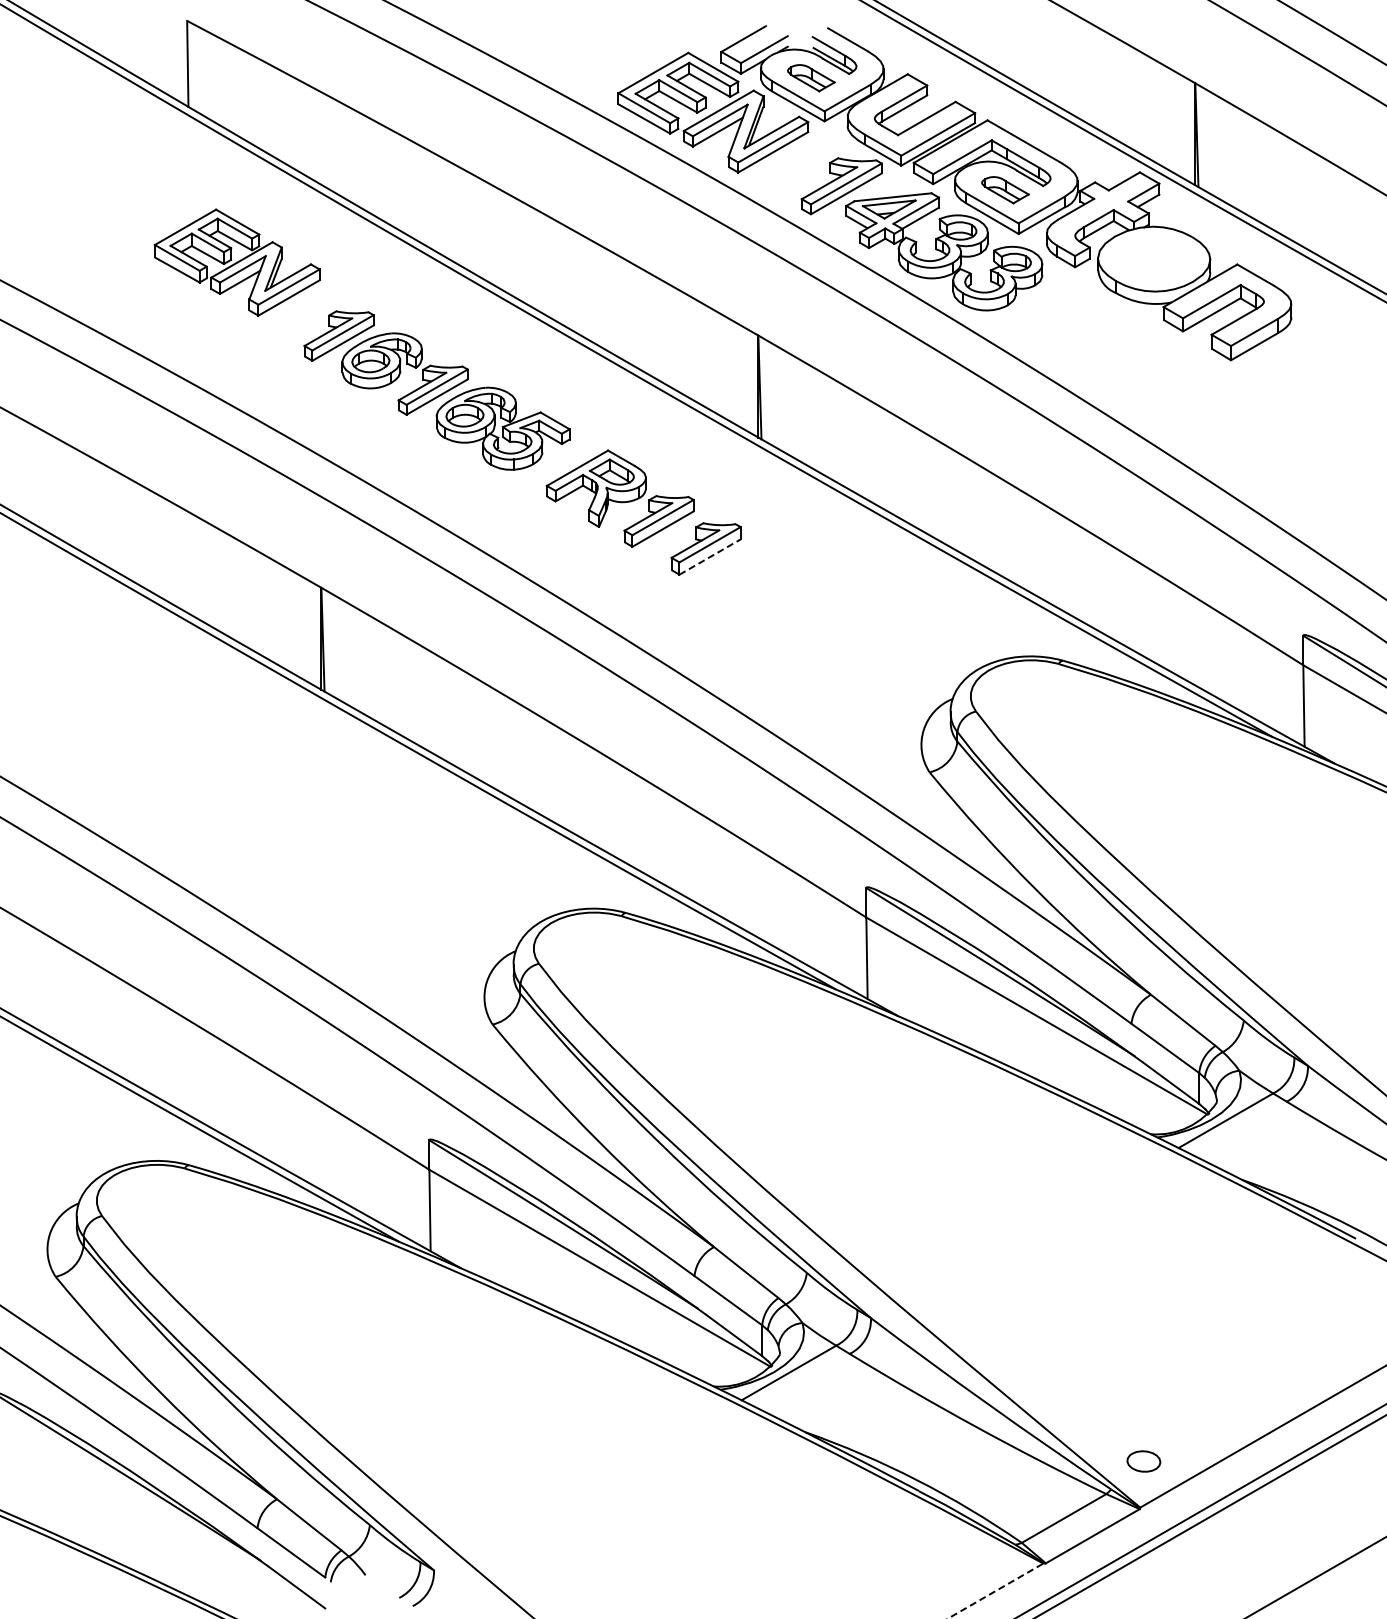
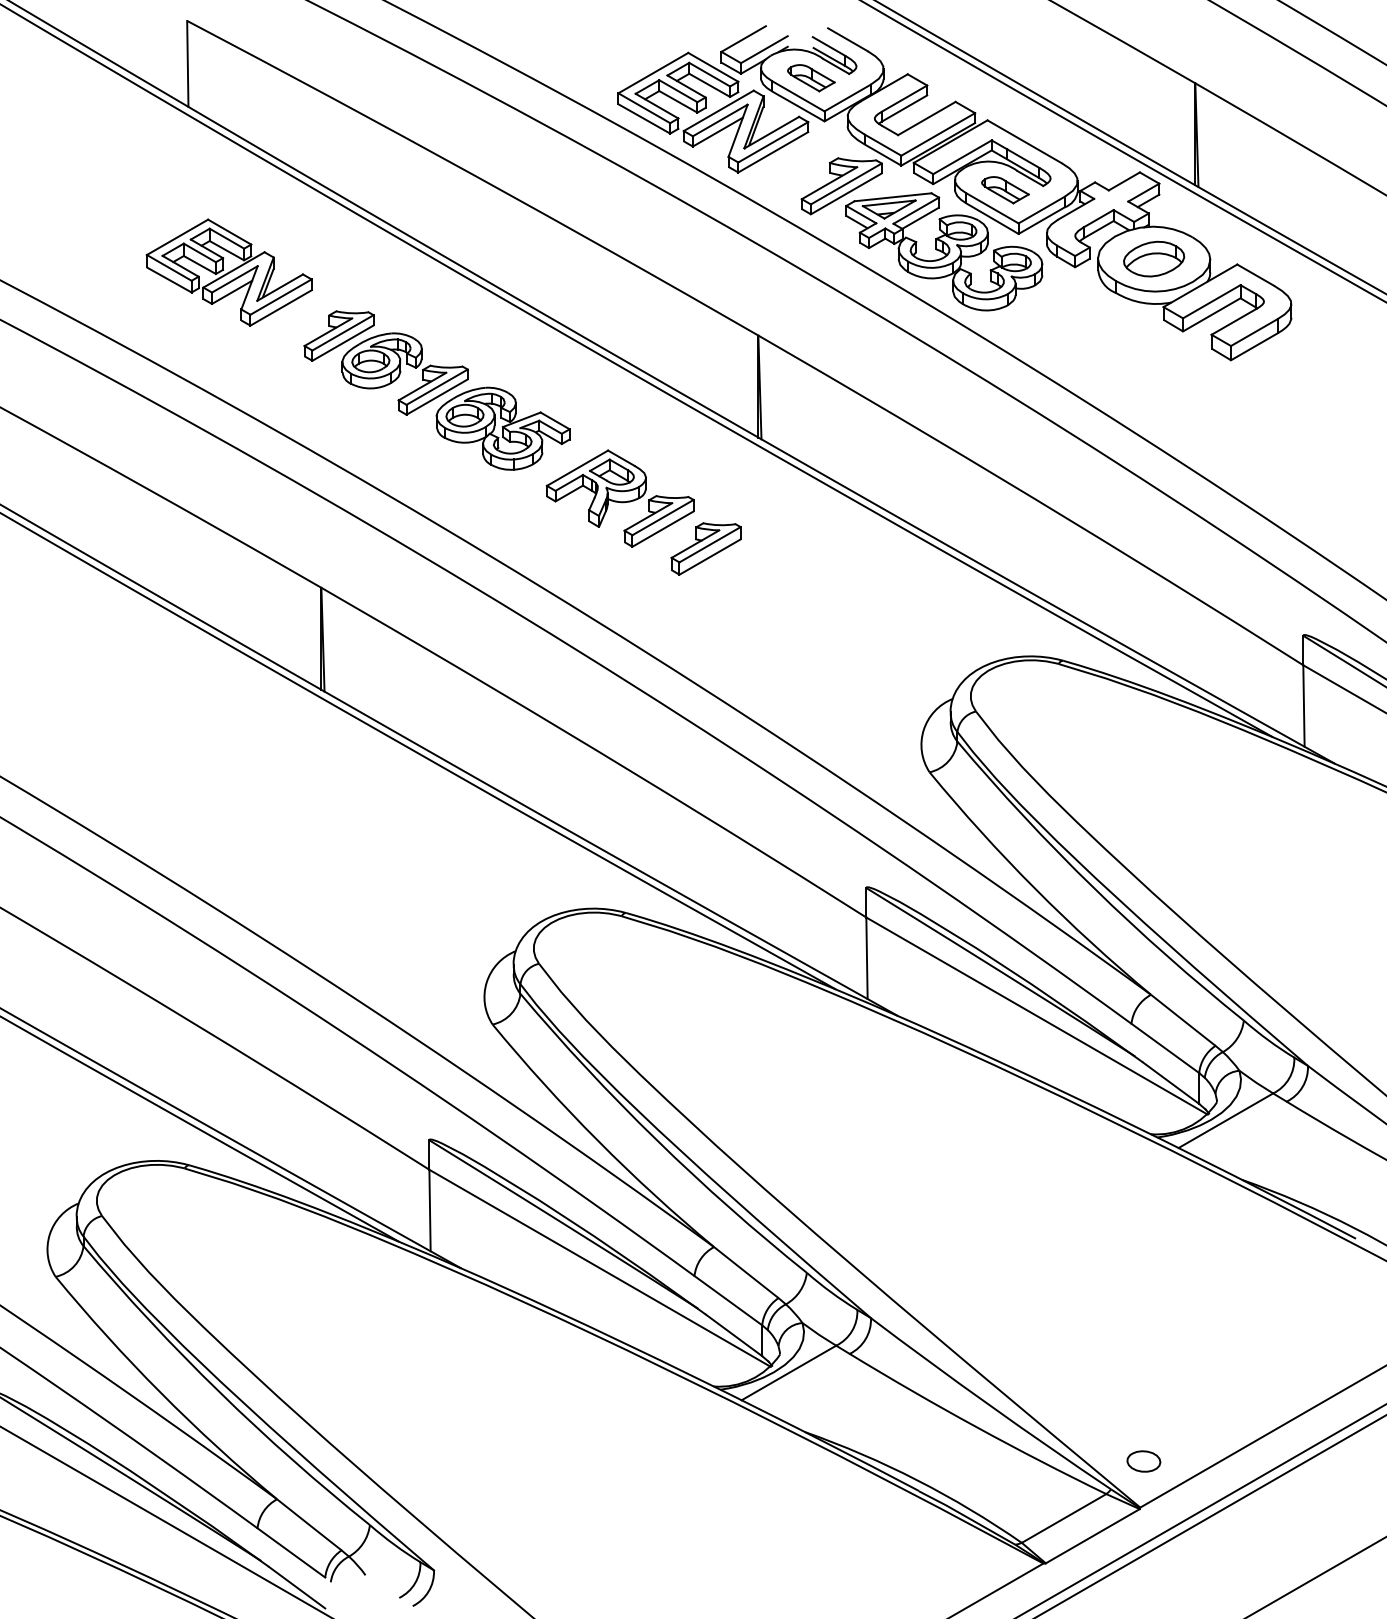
part: none -> present (1154, 258)
part position: (236, 262) -> (228, 272) (228, 272)
line: dashed -> solid (710, 556)
line: none -> present (164, 1521)
line: dashed -> solid (995, 1591)
